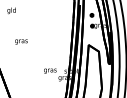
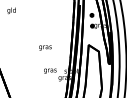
text position: (21, 41) -> (45, 47) (45, 47)
